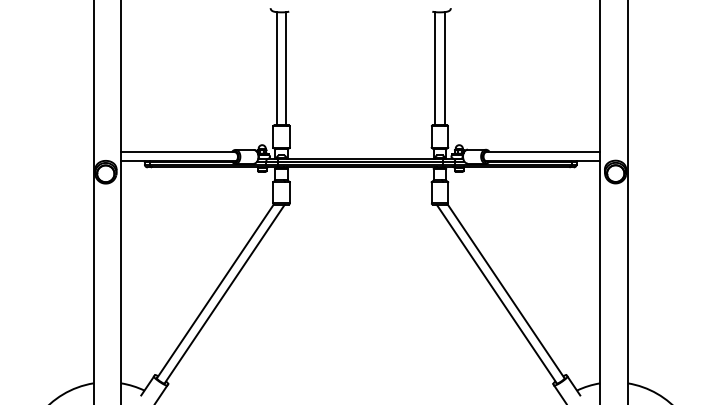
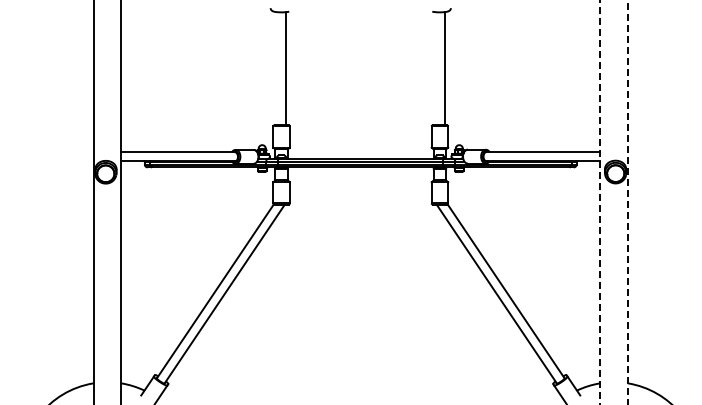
line: present -> none (276, 68)
line: present -> none (435, 68)
line: solid -> dashed (600, 202)
line: solid -> dashed (628, 202)
